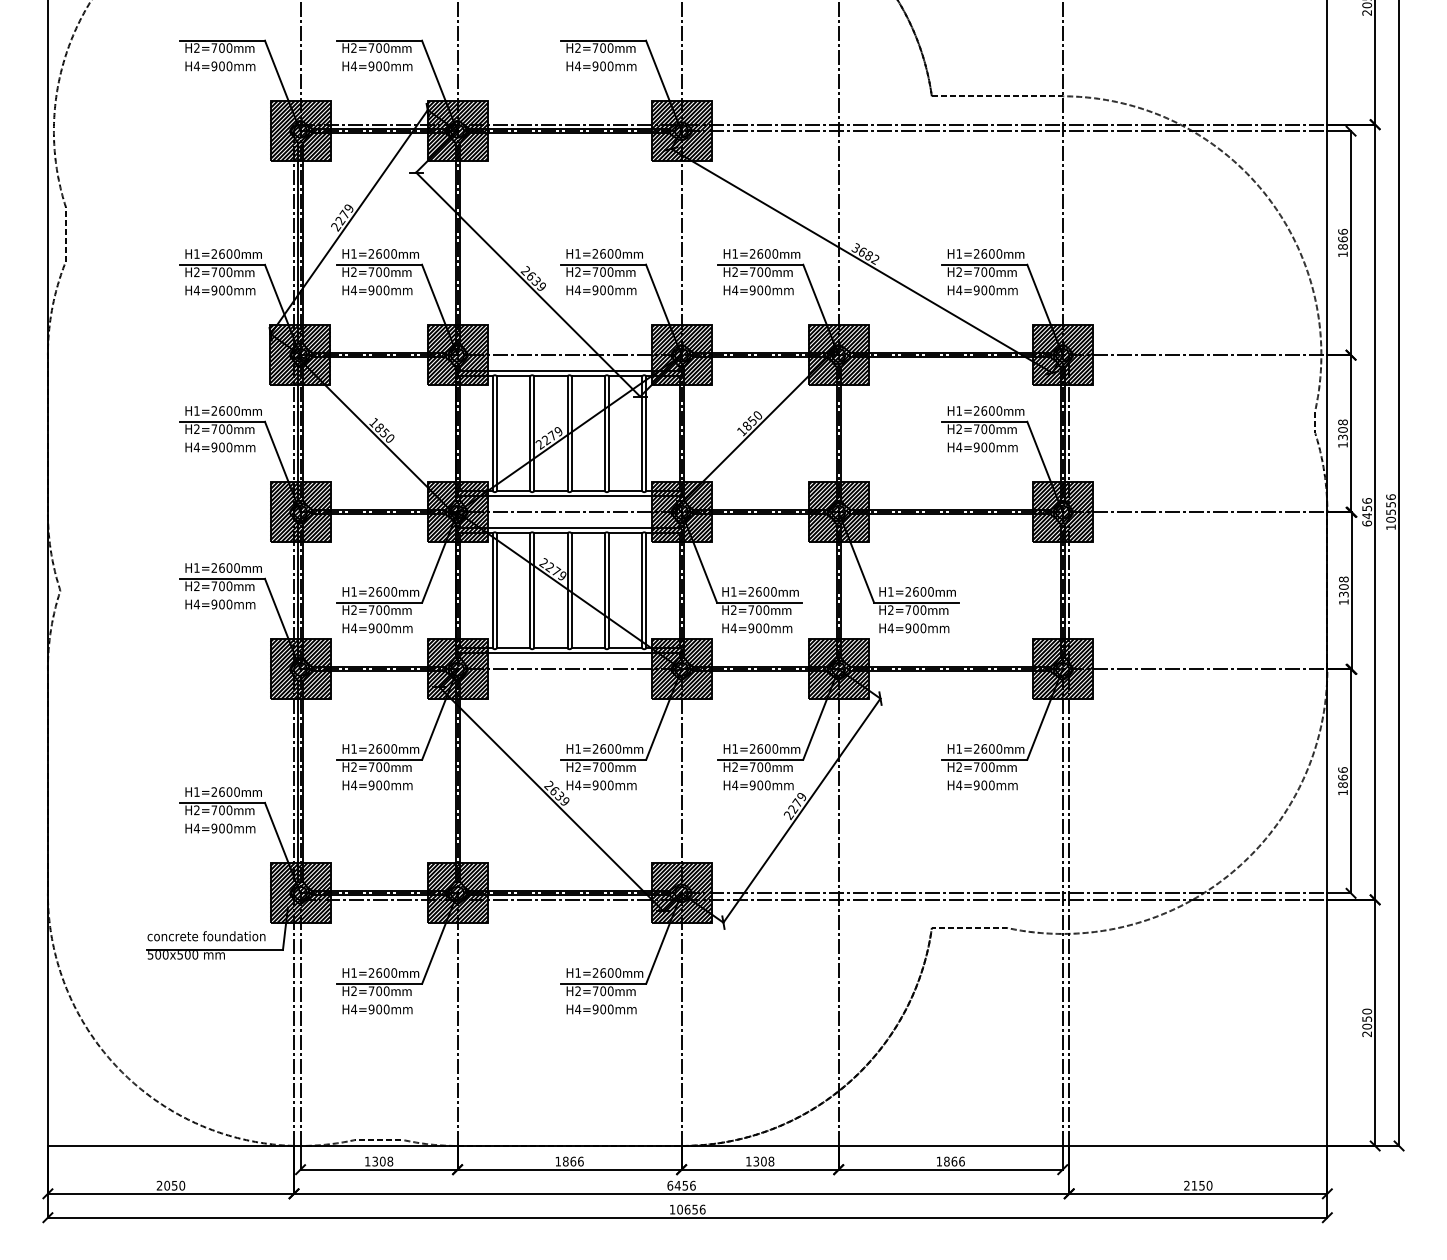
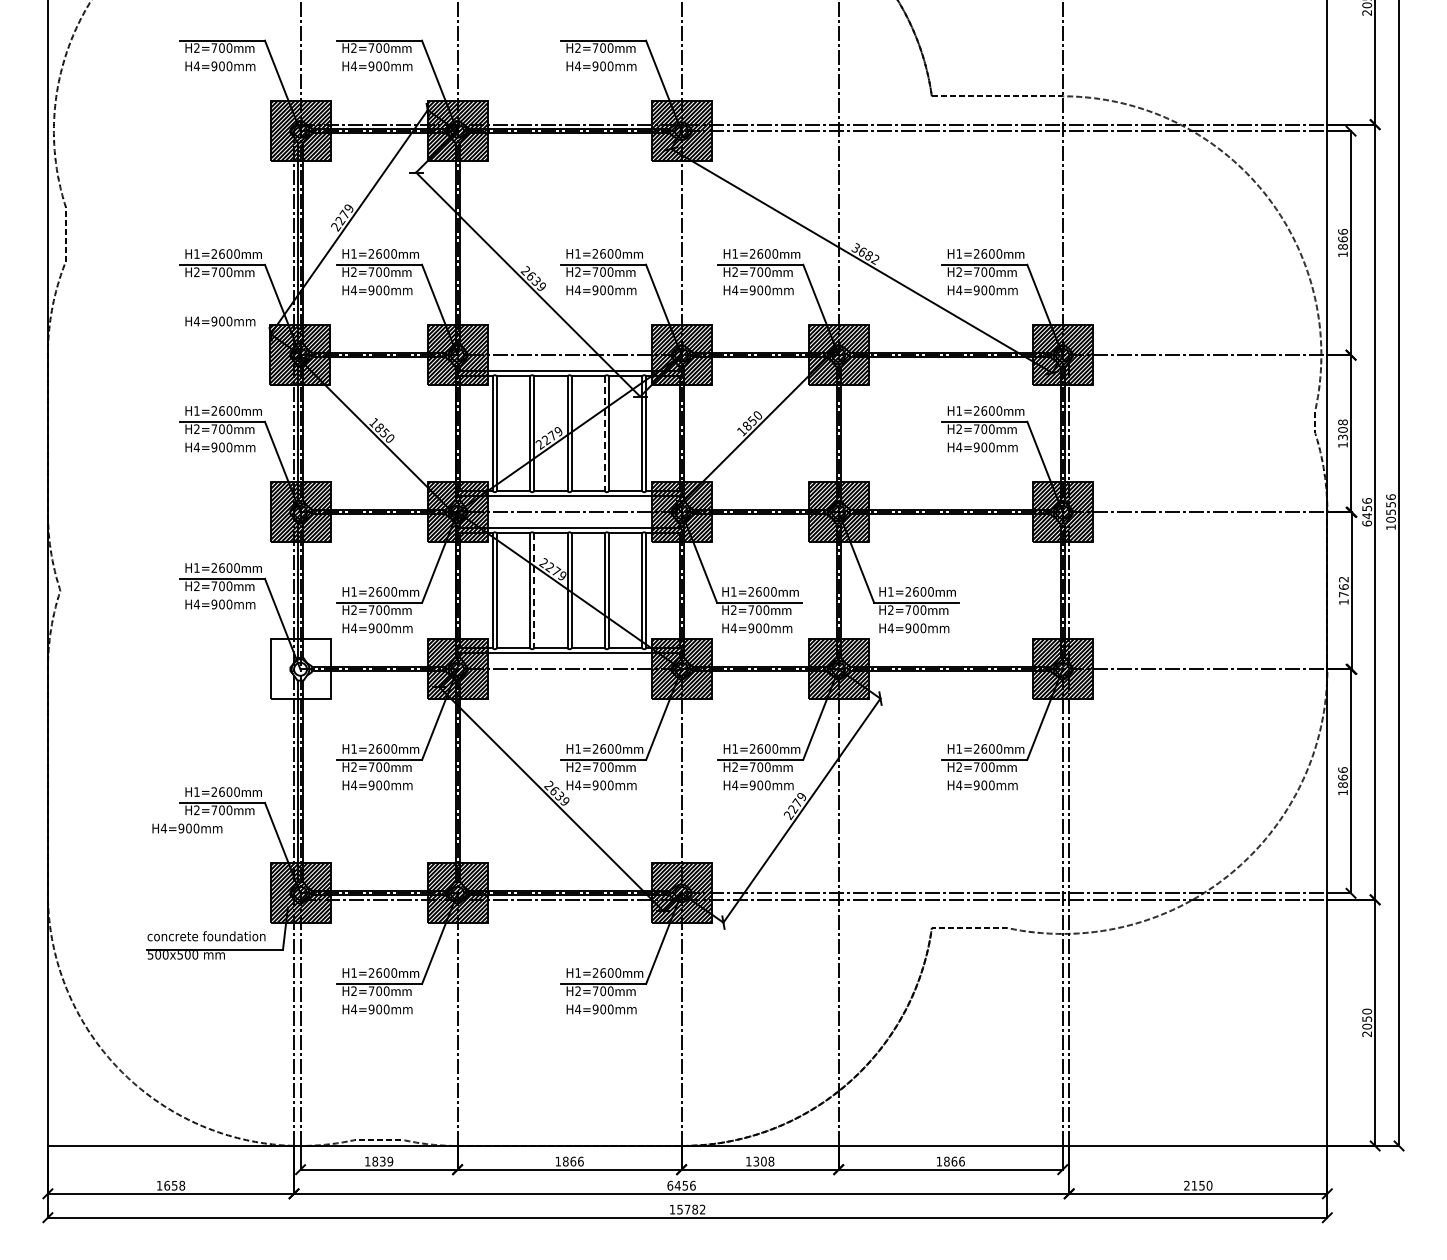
text position: (220, 290) -> (220, 321) (220, 321)
line: solid -> dashed (604, 434)
text: 1308 -> 1762 (1343, 586)
line: solid -> dashed (534, 591)
hatch: present -> none (300, 669)
text position: (220, 828) -> (187, 828) (187, 828)
text: 1308 -> 1839 (382, 1161)
text: 2050 -> 1658 (170, 1185)
text: 10656 -> 15782 (691, 1209)
